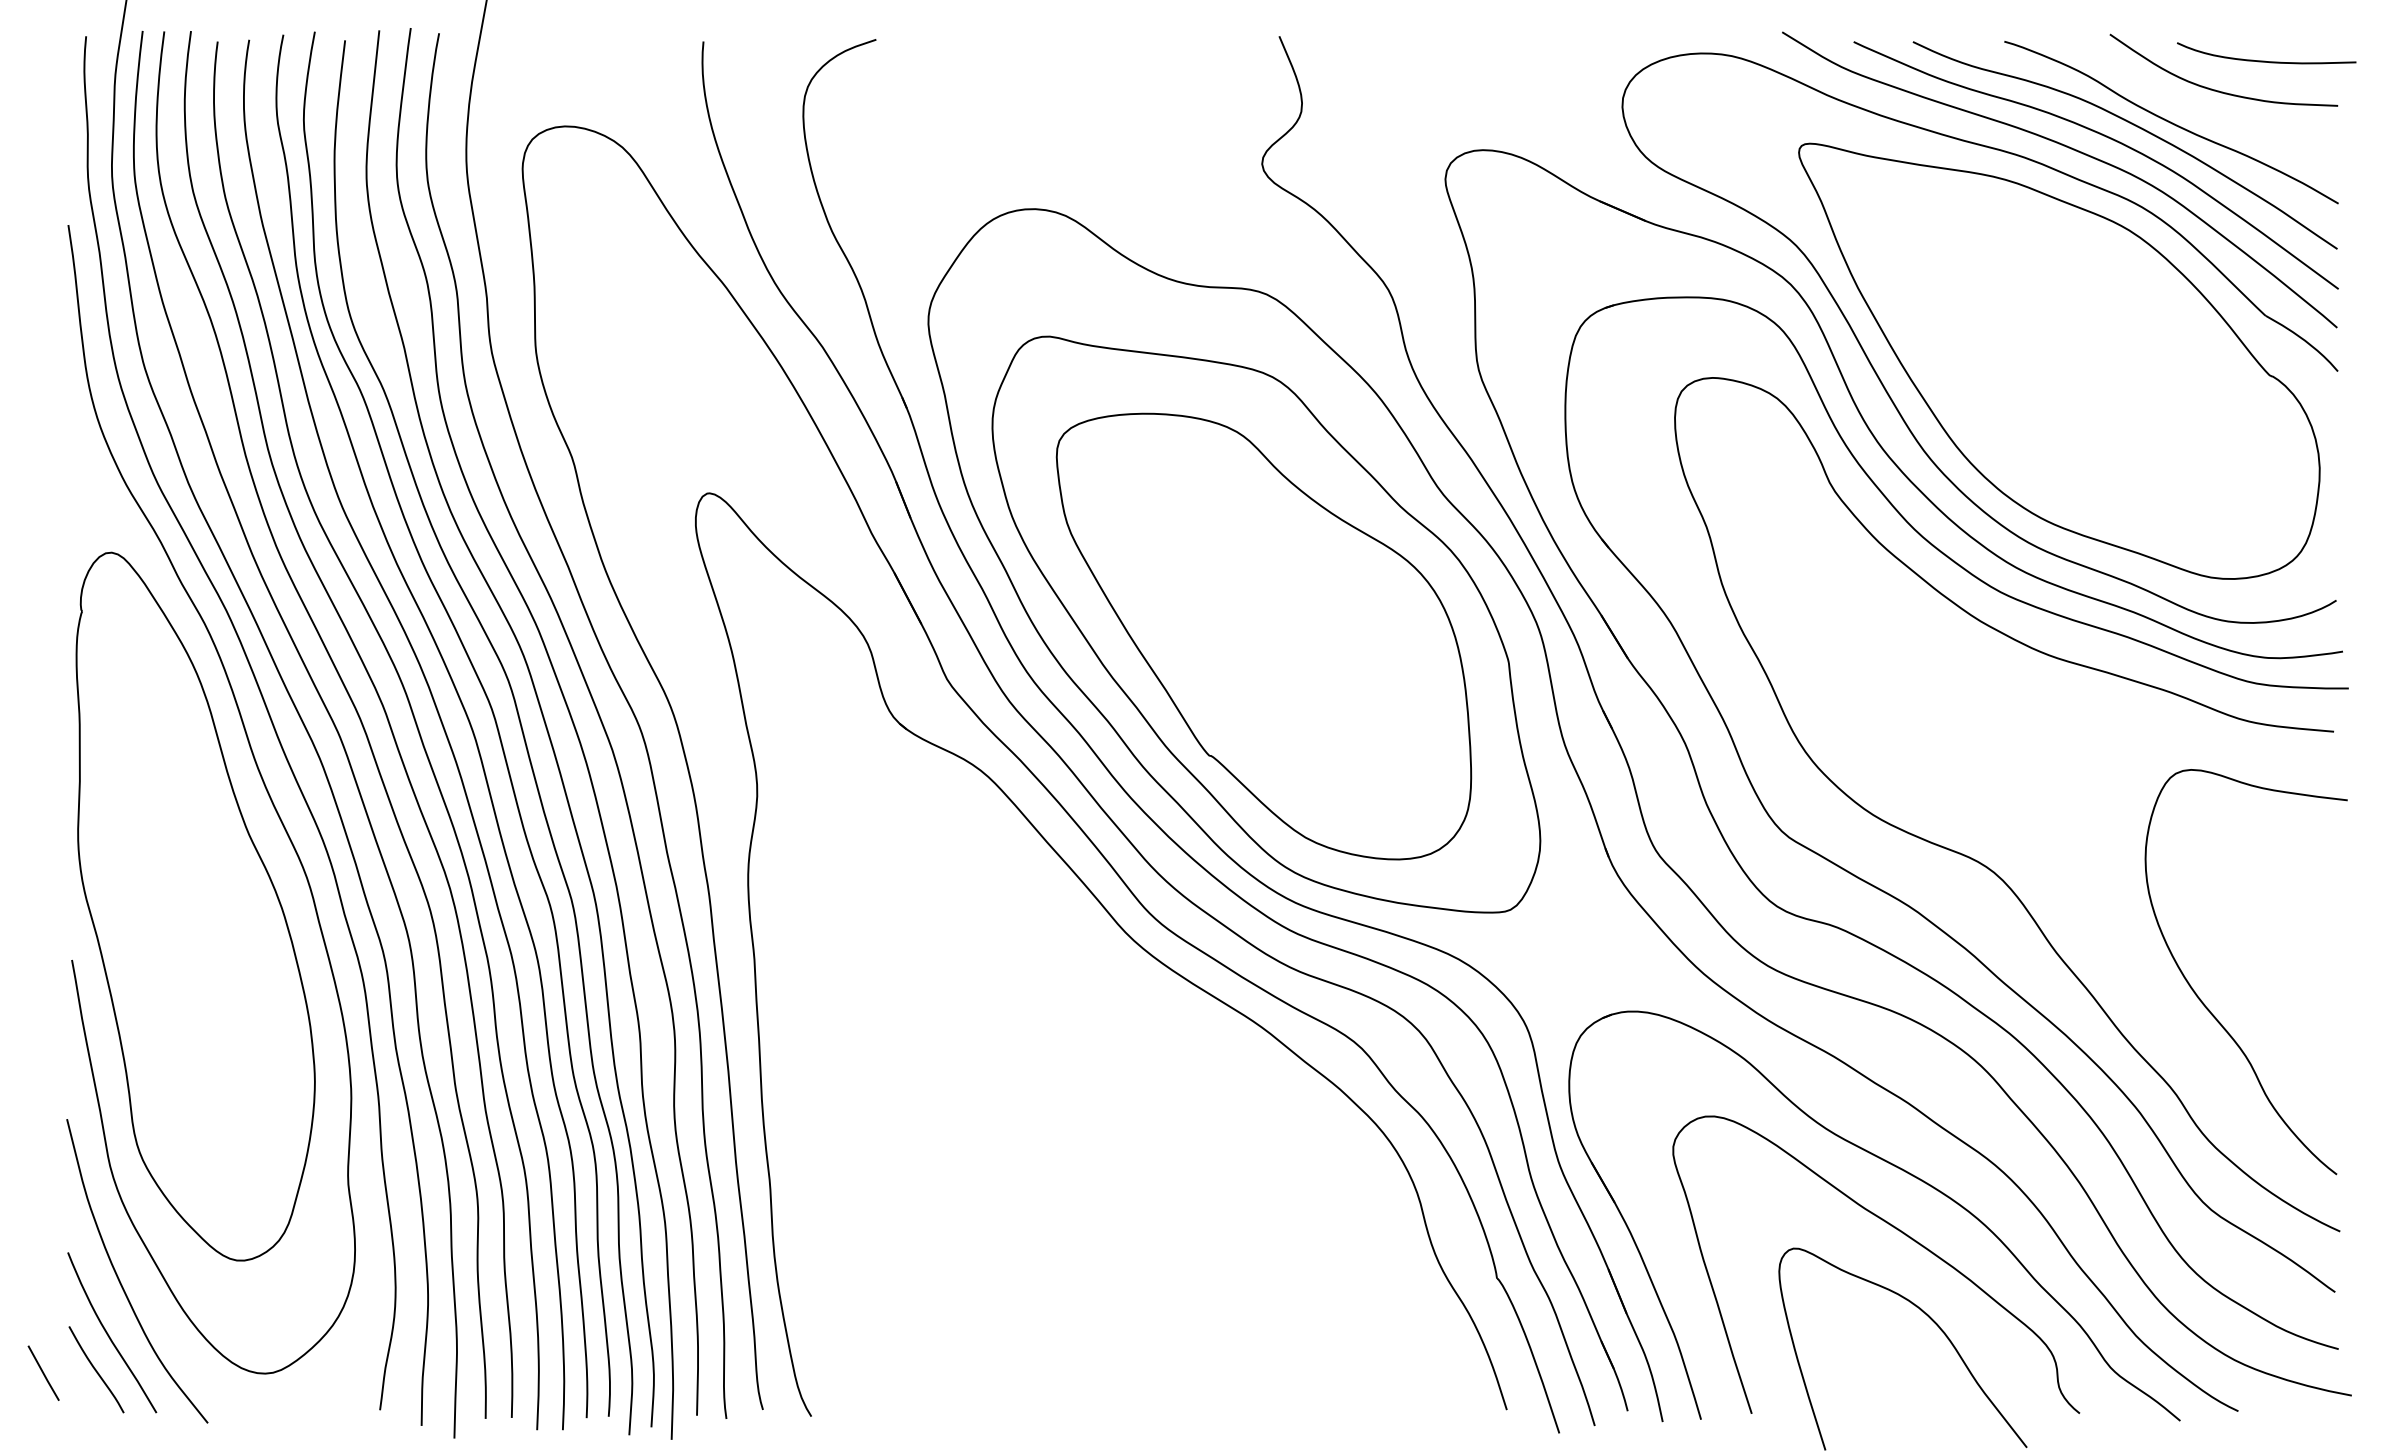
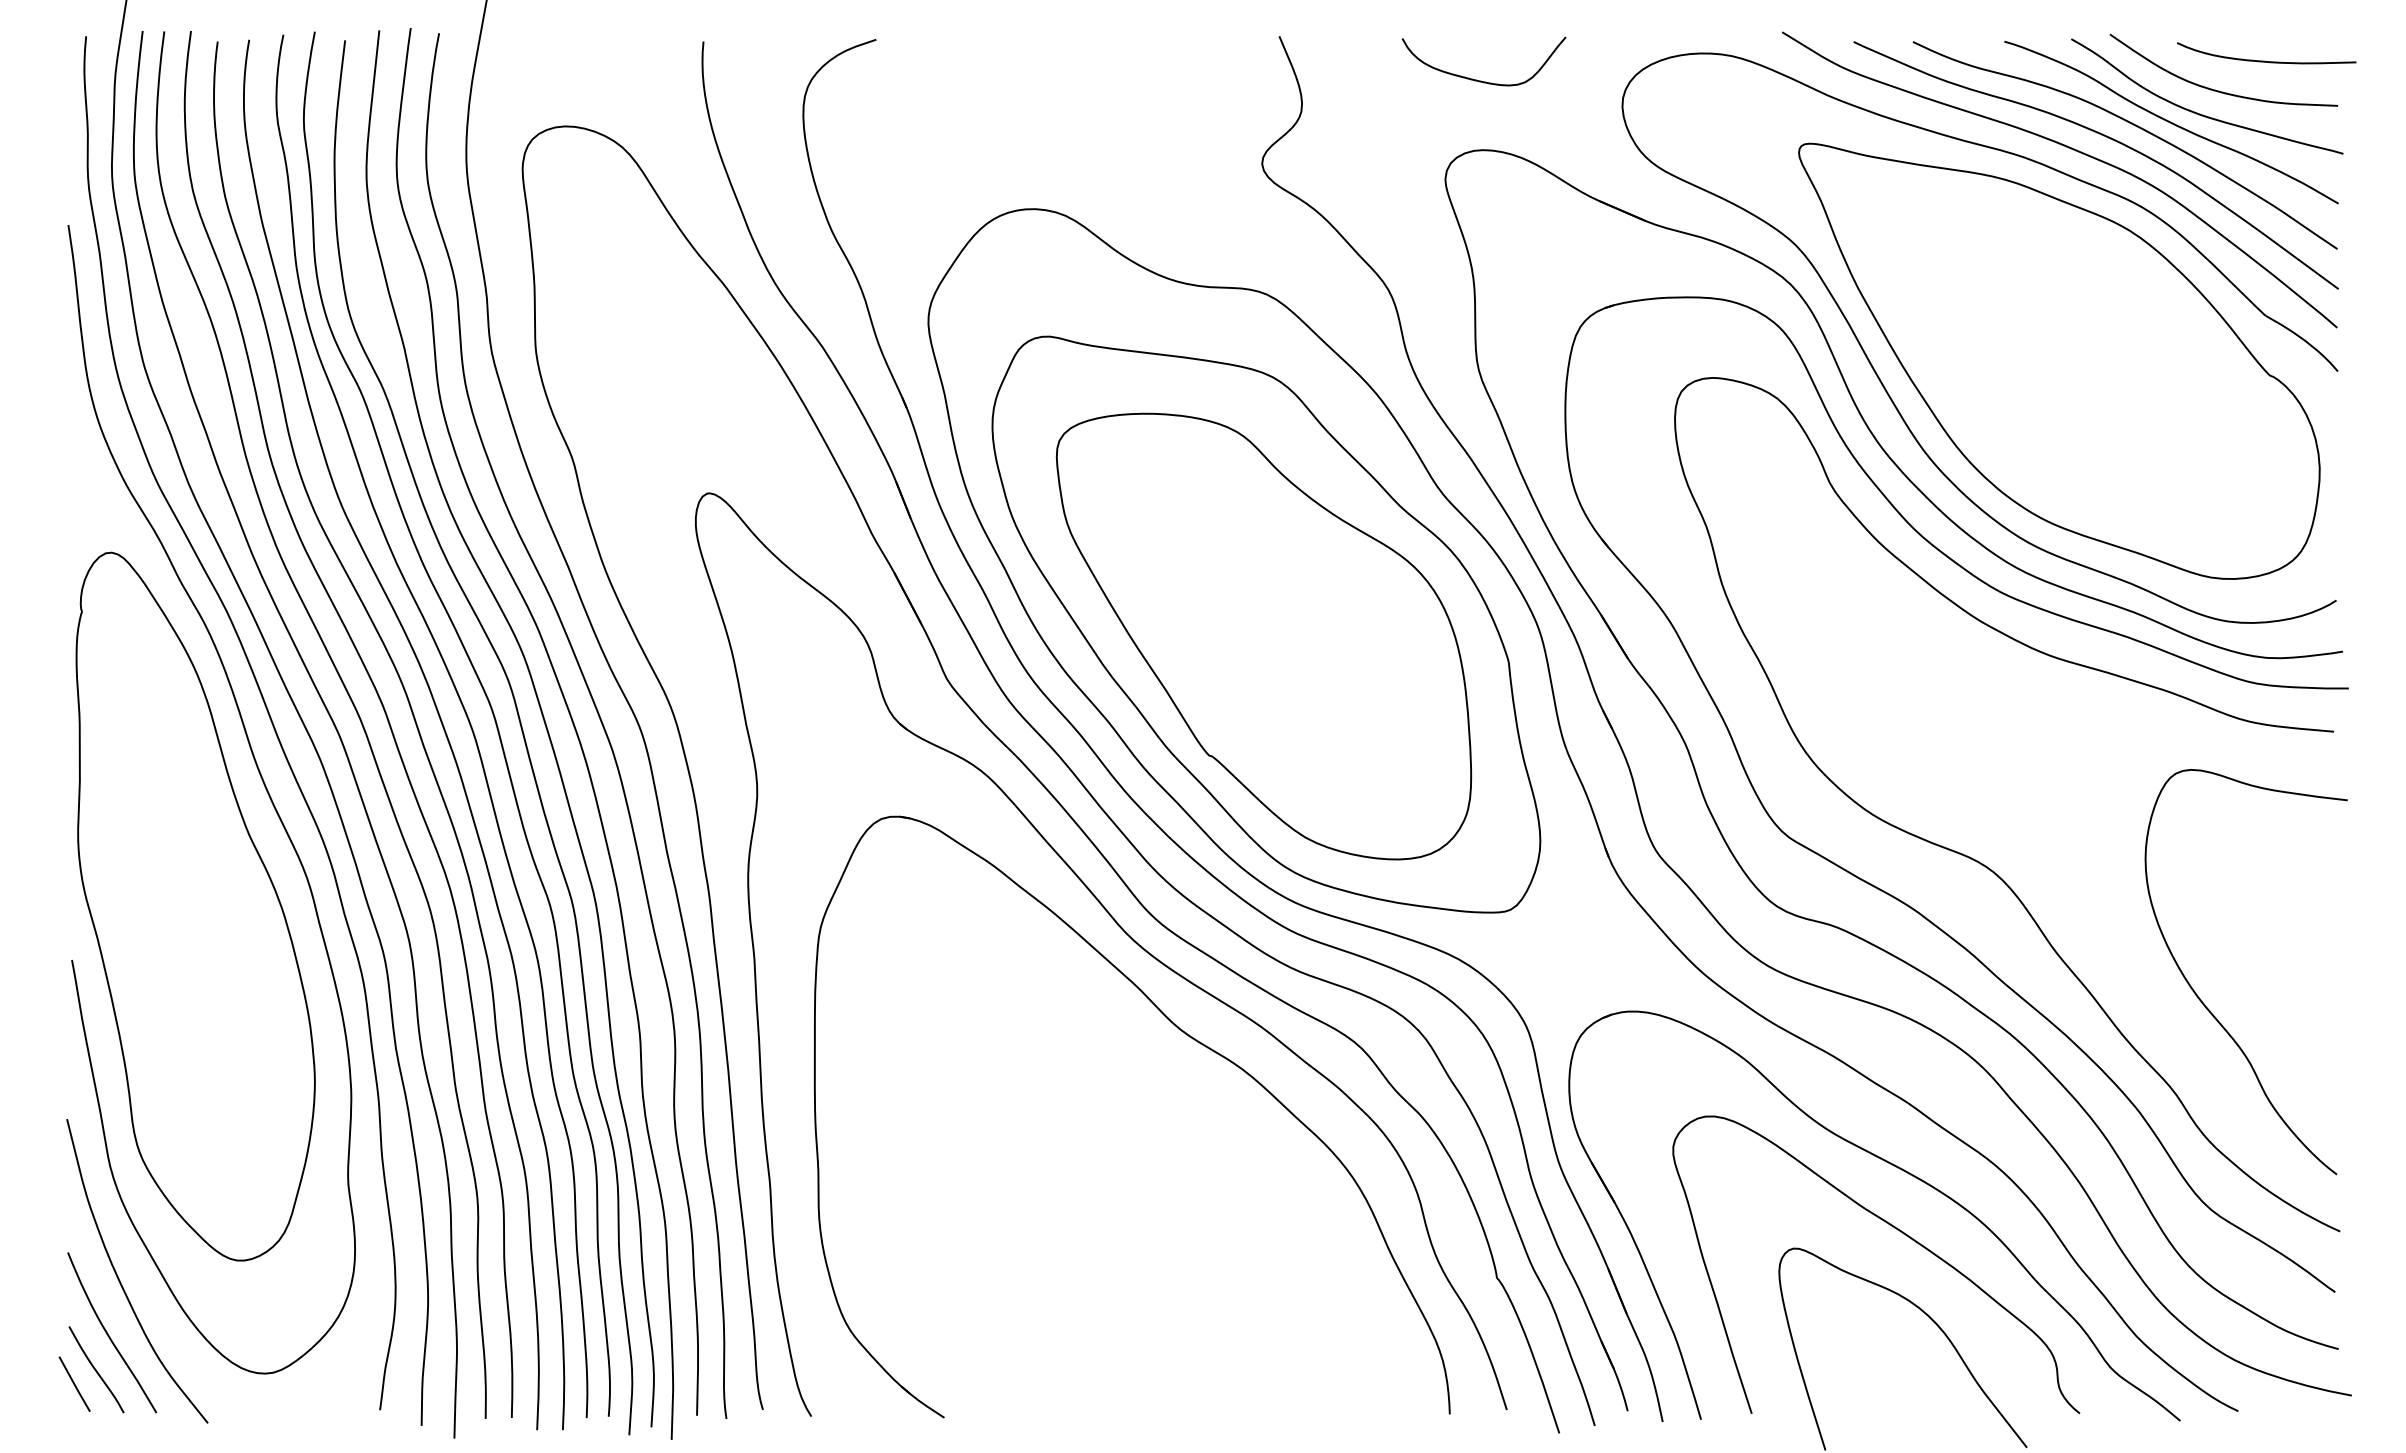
curve: none -> present (1477, 79)
curve: none -> present (2200, 113)
part: none -> present (1186, 1035)
line position: (43, 1372) -> (74, 1383) (74, 1383)
